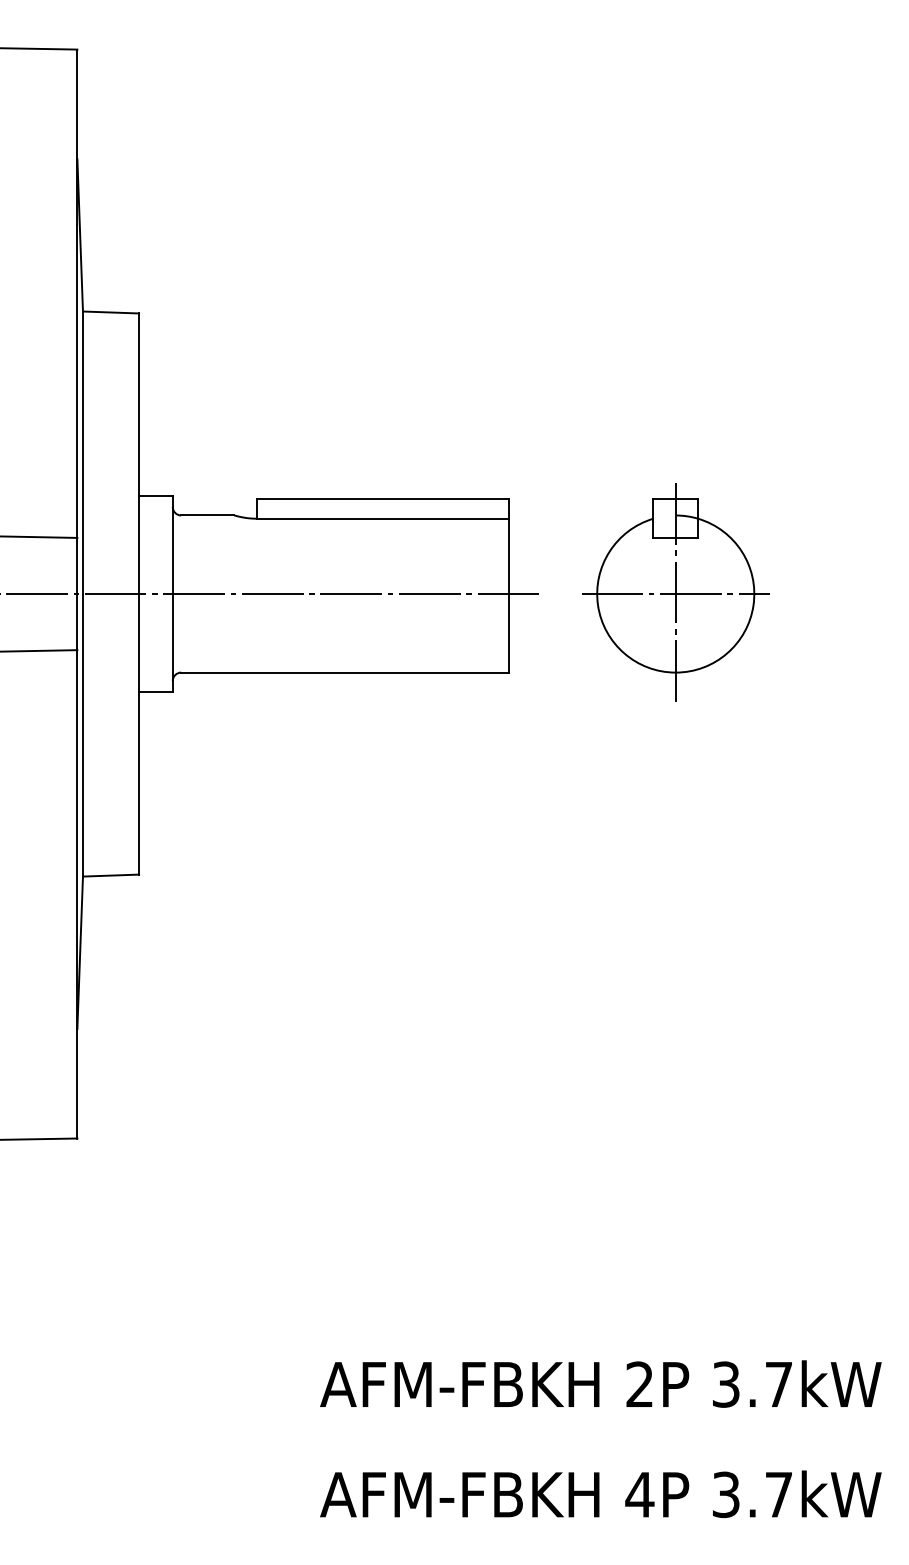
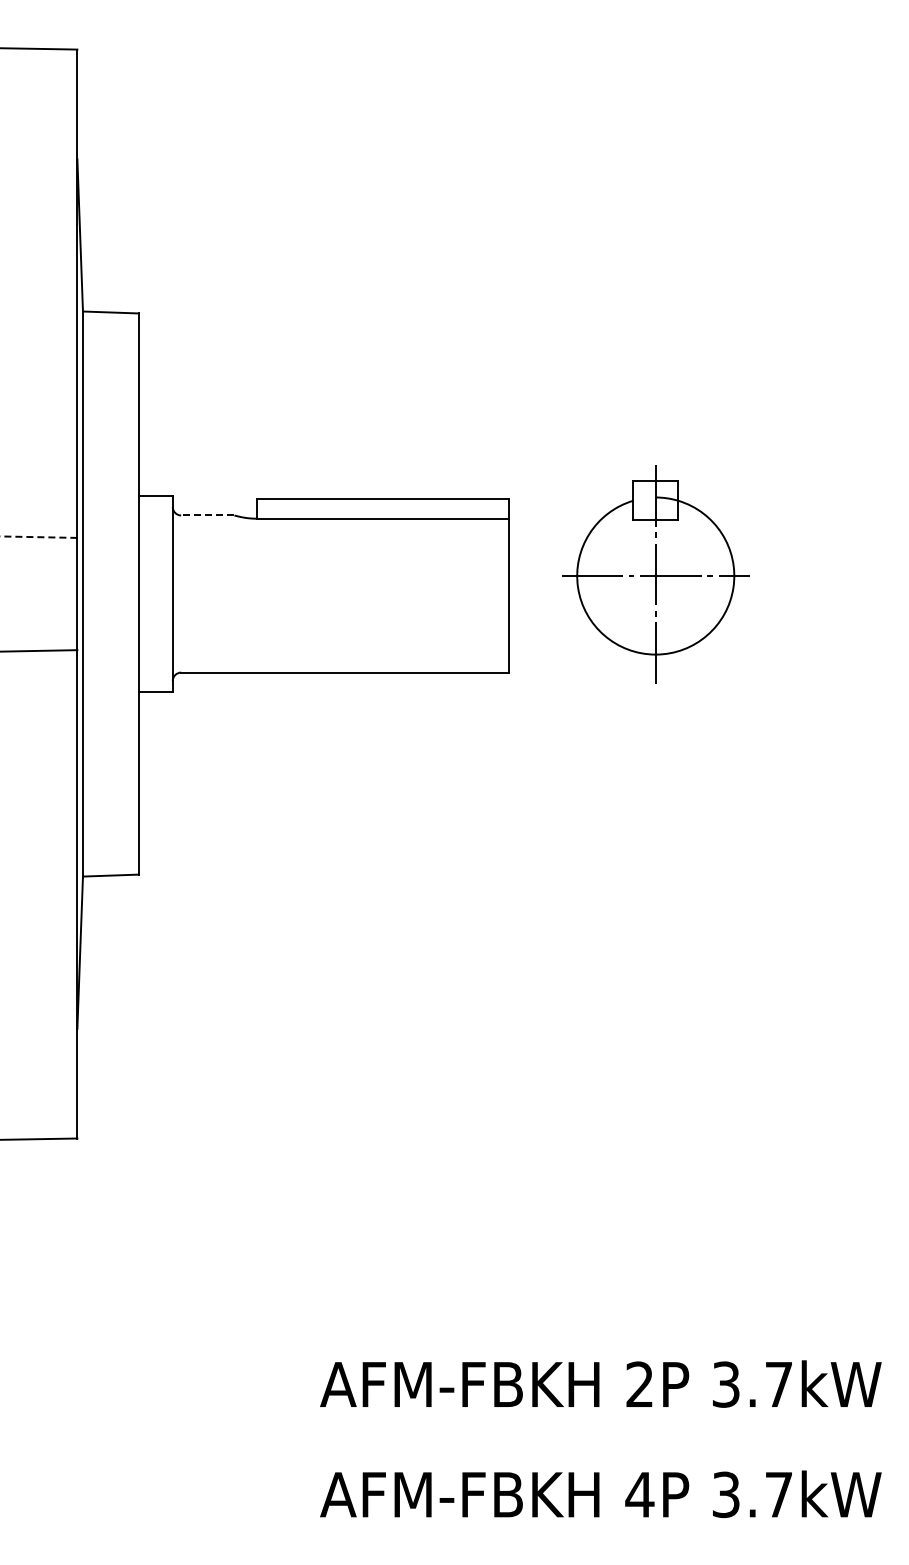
line: solid -> dashed (207, 515)
line: solid -> dashed (38, 537)
part position: (675, 592) -> (655, 574) (655, 574)
line: present -> none (270, 594)
